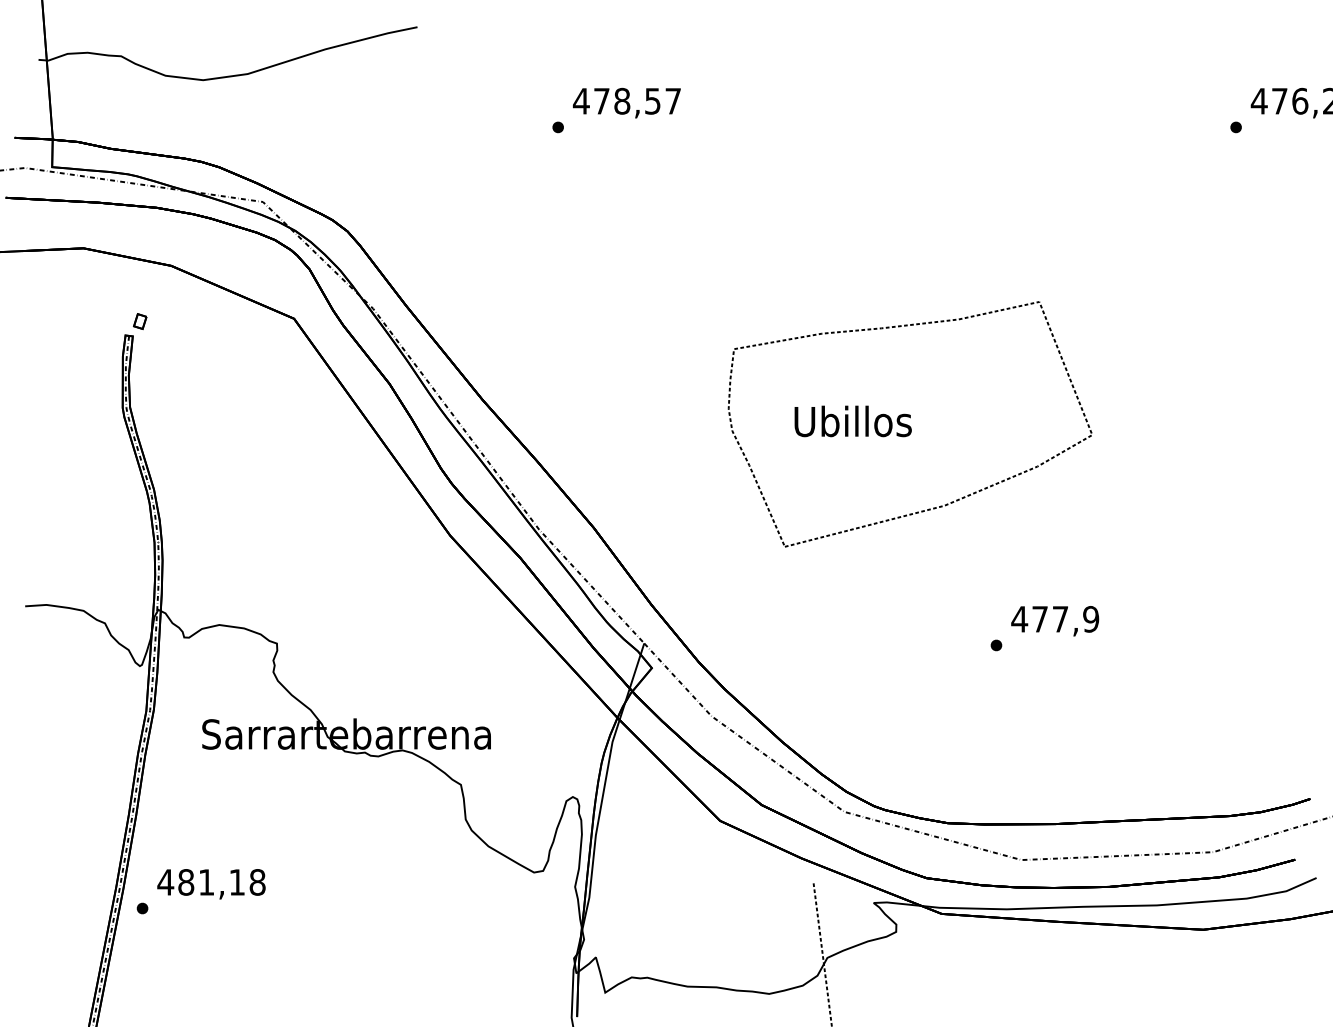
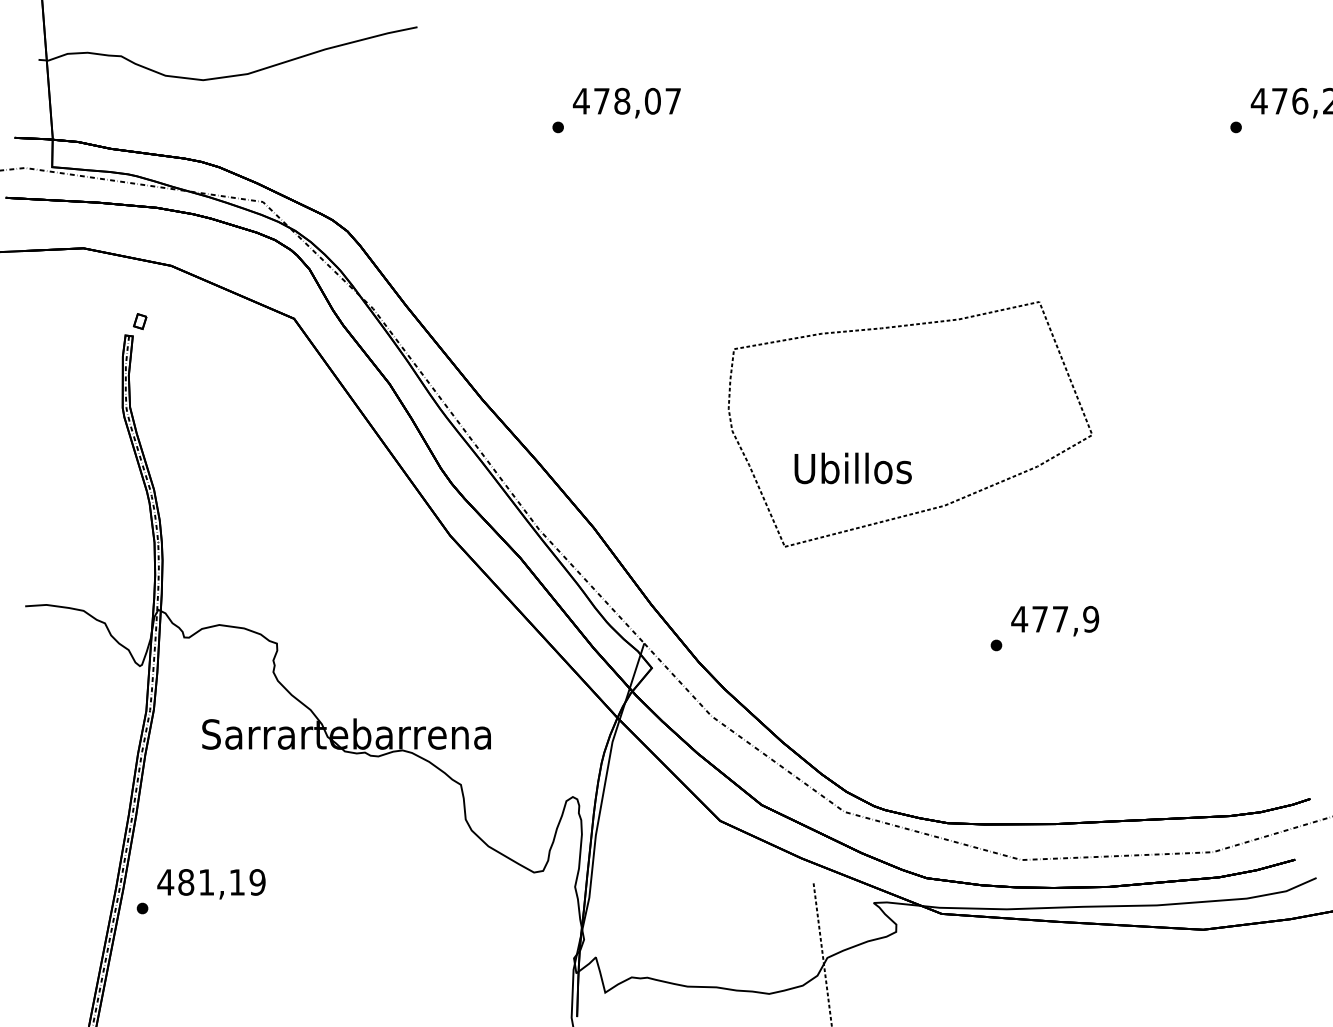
text: 478,57 -> 478,07 (652, 100)
text position: (852, 421) -> (852, 468) (852, 468)
text: 481,18 -> 481,19 (257, 882)
